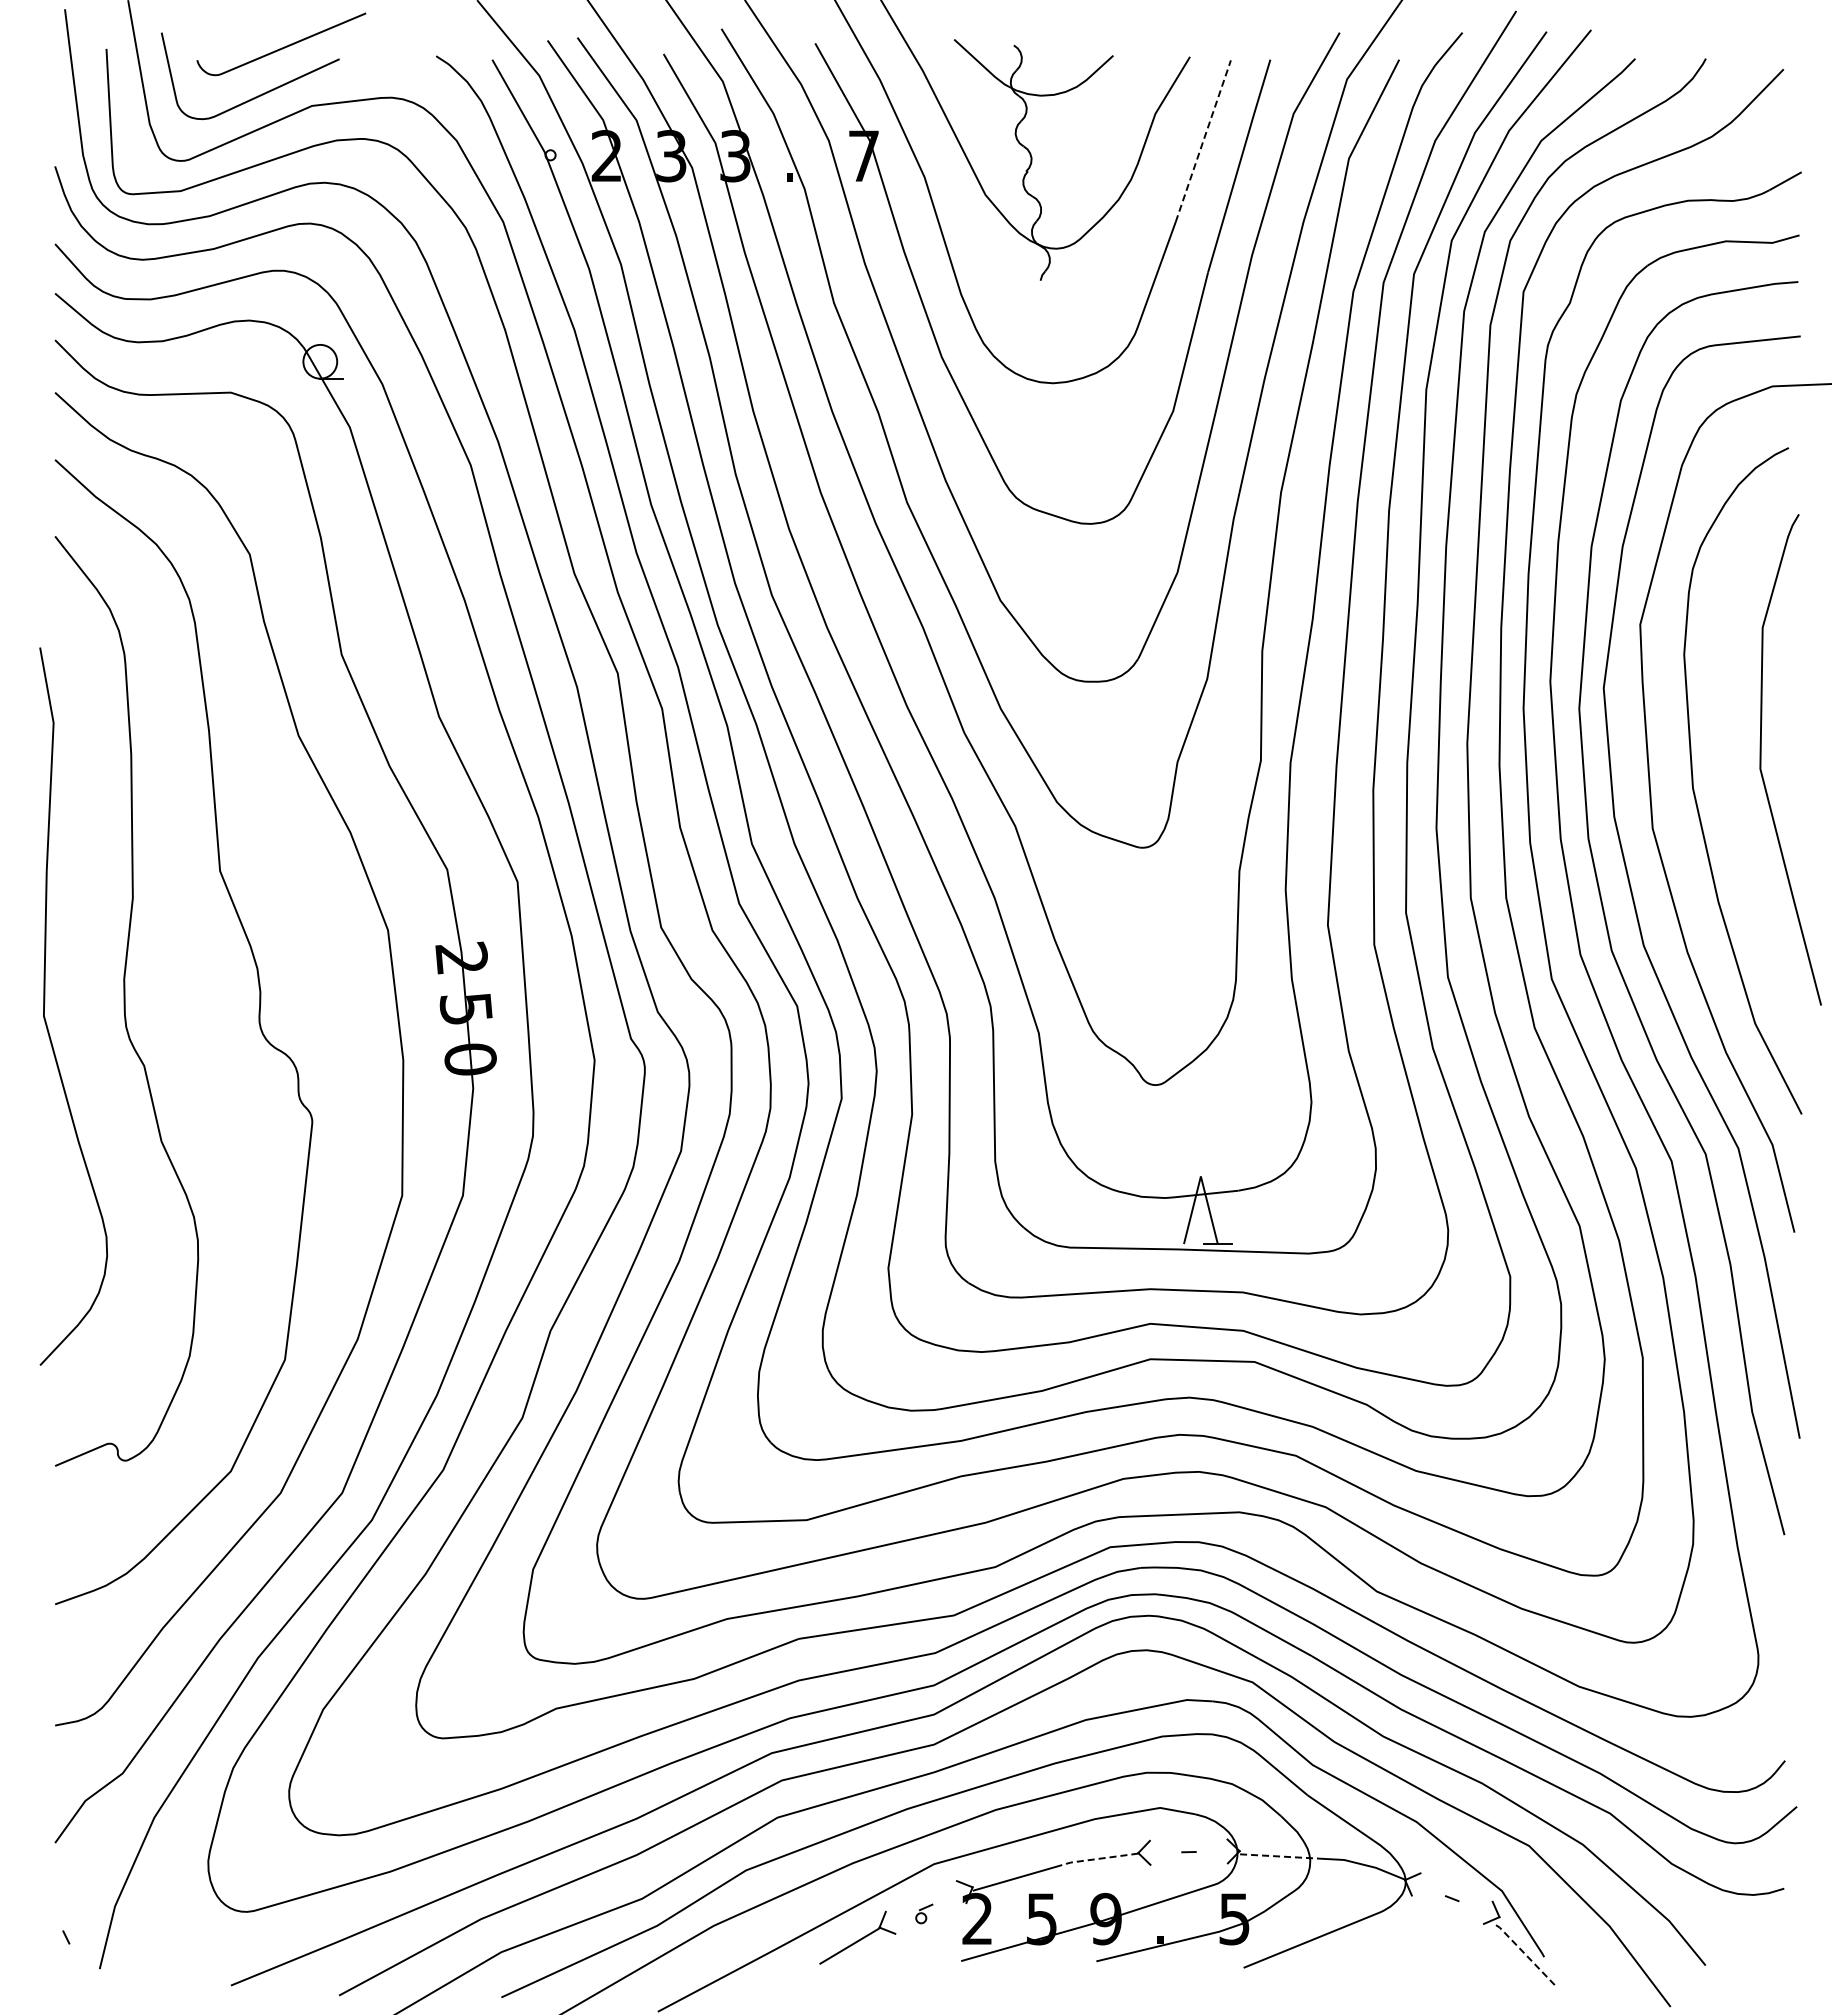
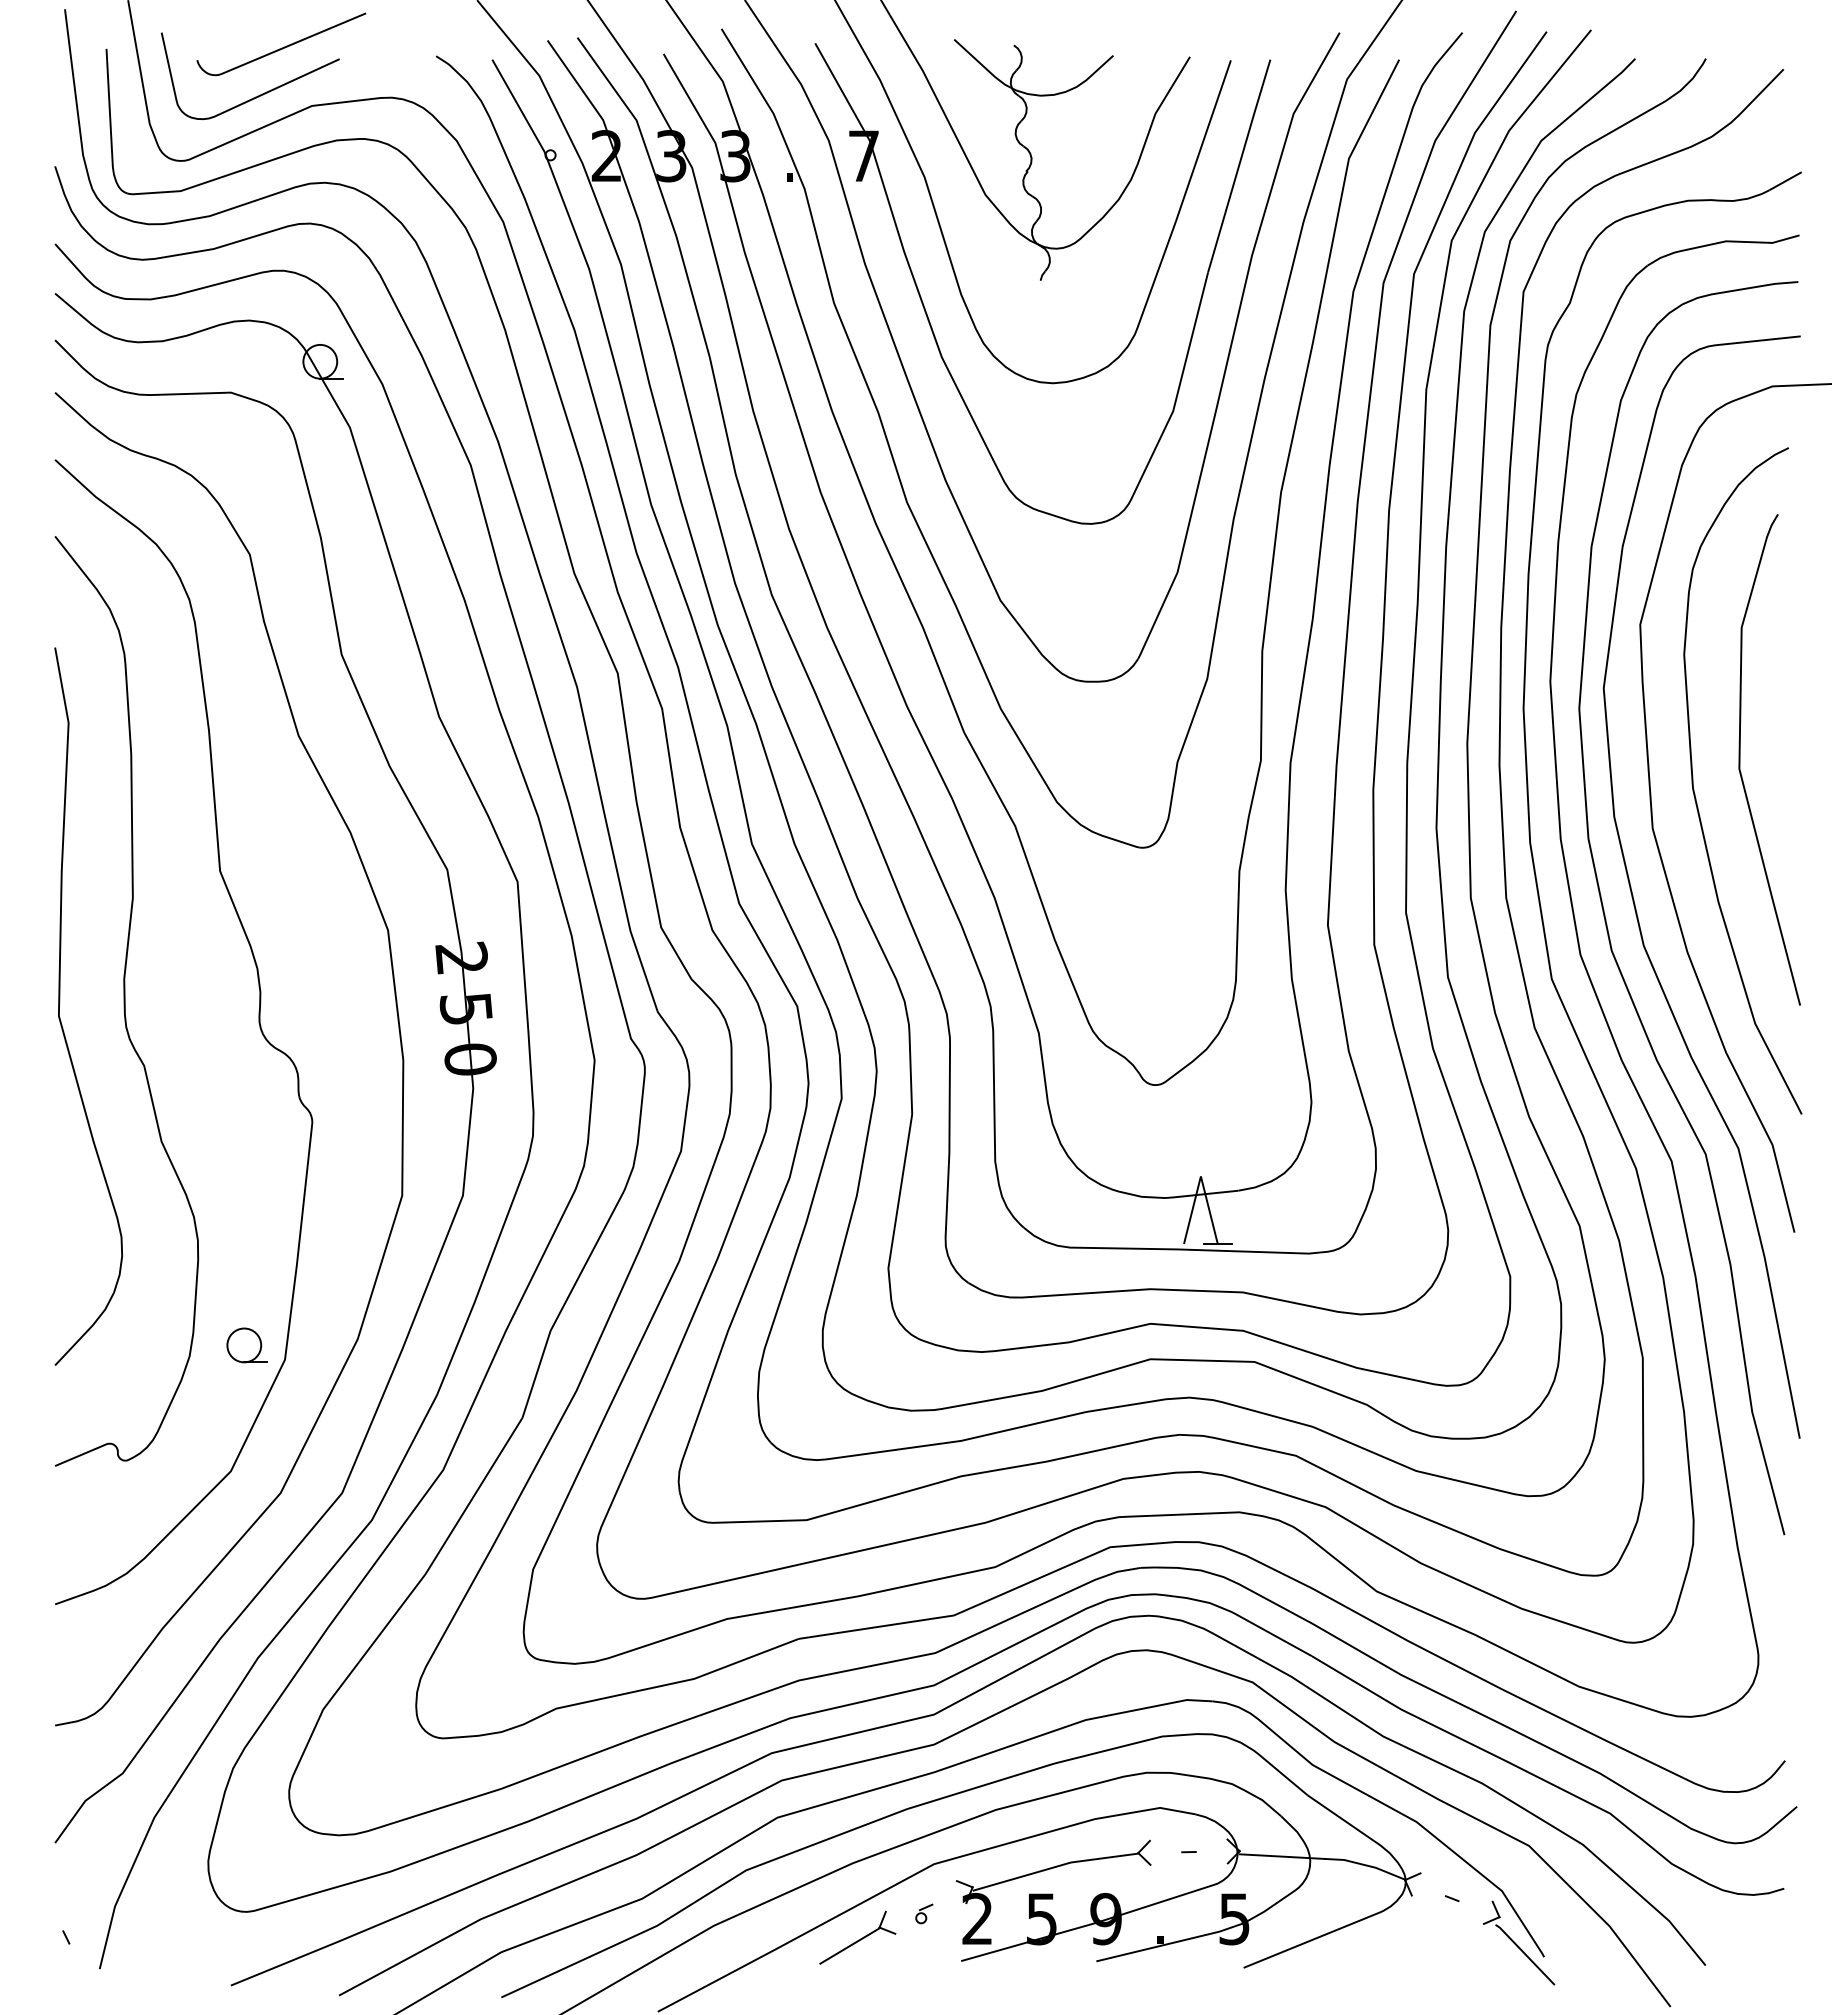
line: dashed -> solid (1203, 140)
curve position: (1761, 759) -> (1740, 759) (1740, 759)
curve position: (45, 1002) -> (60, 1002) (60, 1002)
part: none -> present (246, 1345)
line: dashed -> solid (1281, 1856)
line: dashed -> solid (1095, 1859)
line: dashed -> solid (1525, 1954)
